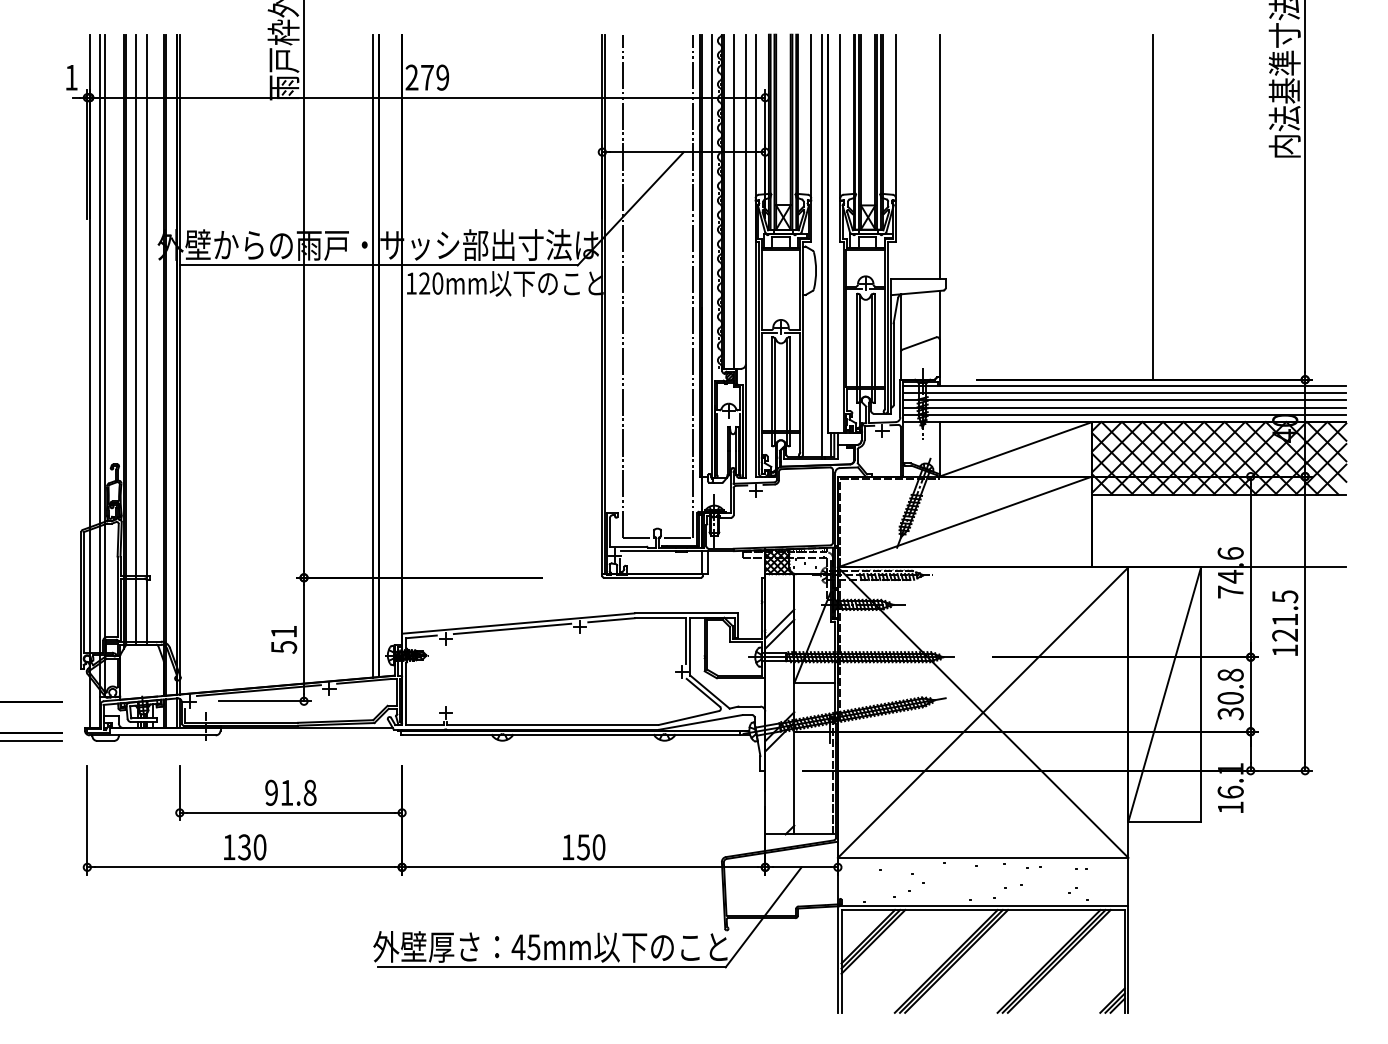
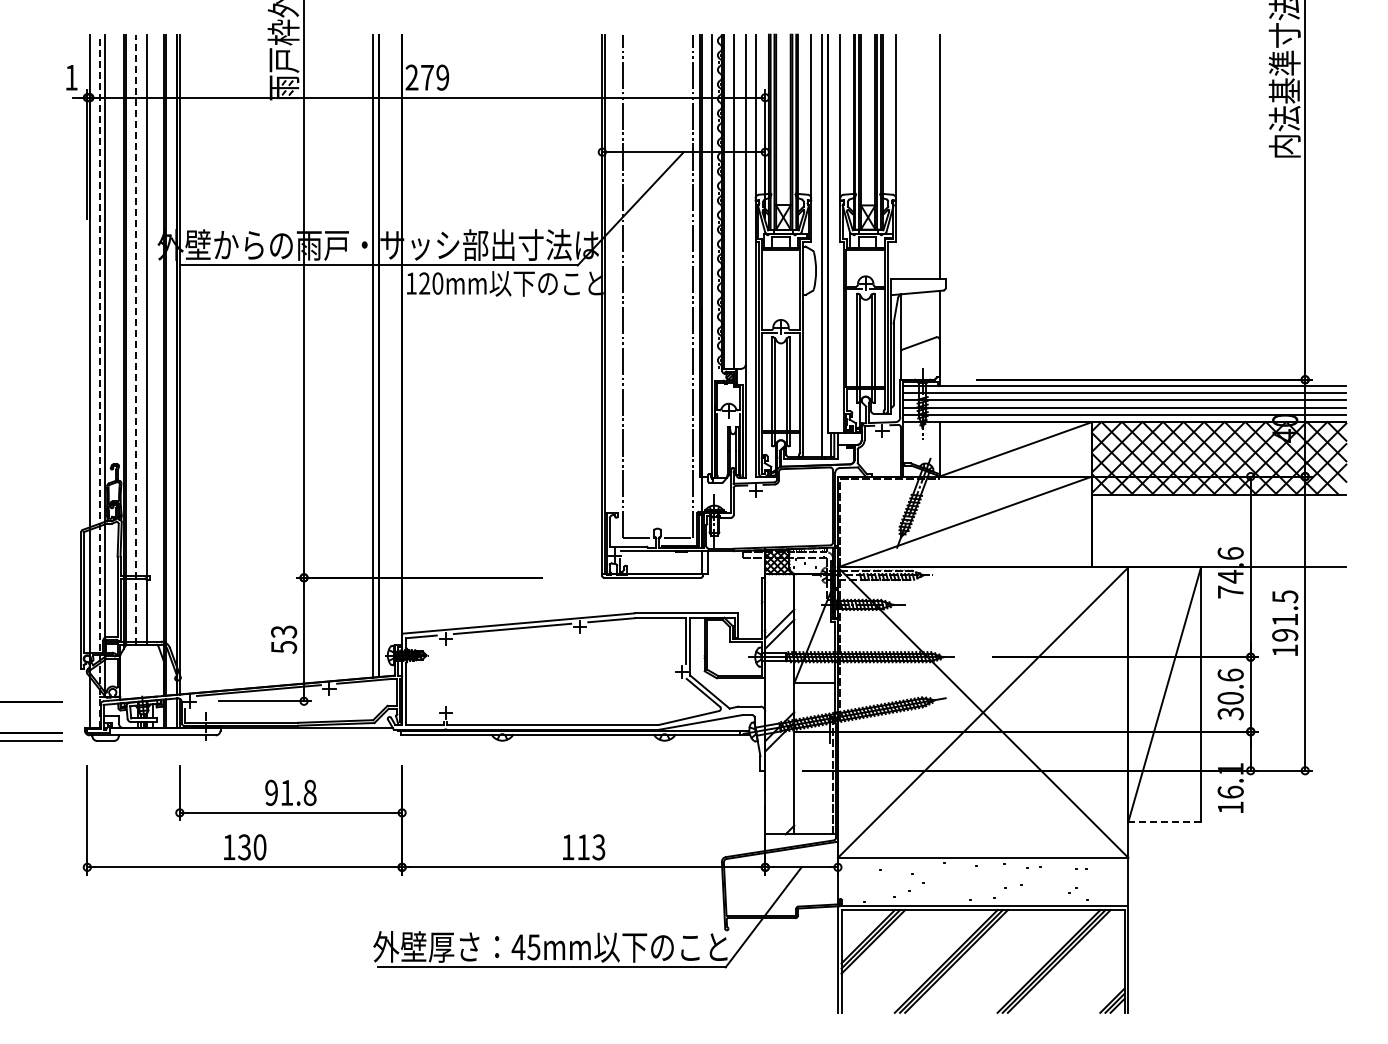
line: present -> none (1152, 206)
line: solid -> dashed (136, 339)
line: solid -> dashed (99, 381)
text: 51 -> 53 (284, 631)
text: 121.5 -> 191.5 (1285, 635)
text: 30.8 -> 30.6 (1230, 674)
line: solid -> dashed (1165, 821)
text: 150 -> 113 (591, 847)
